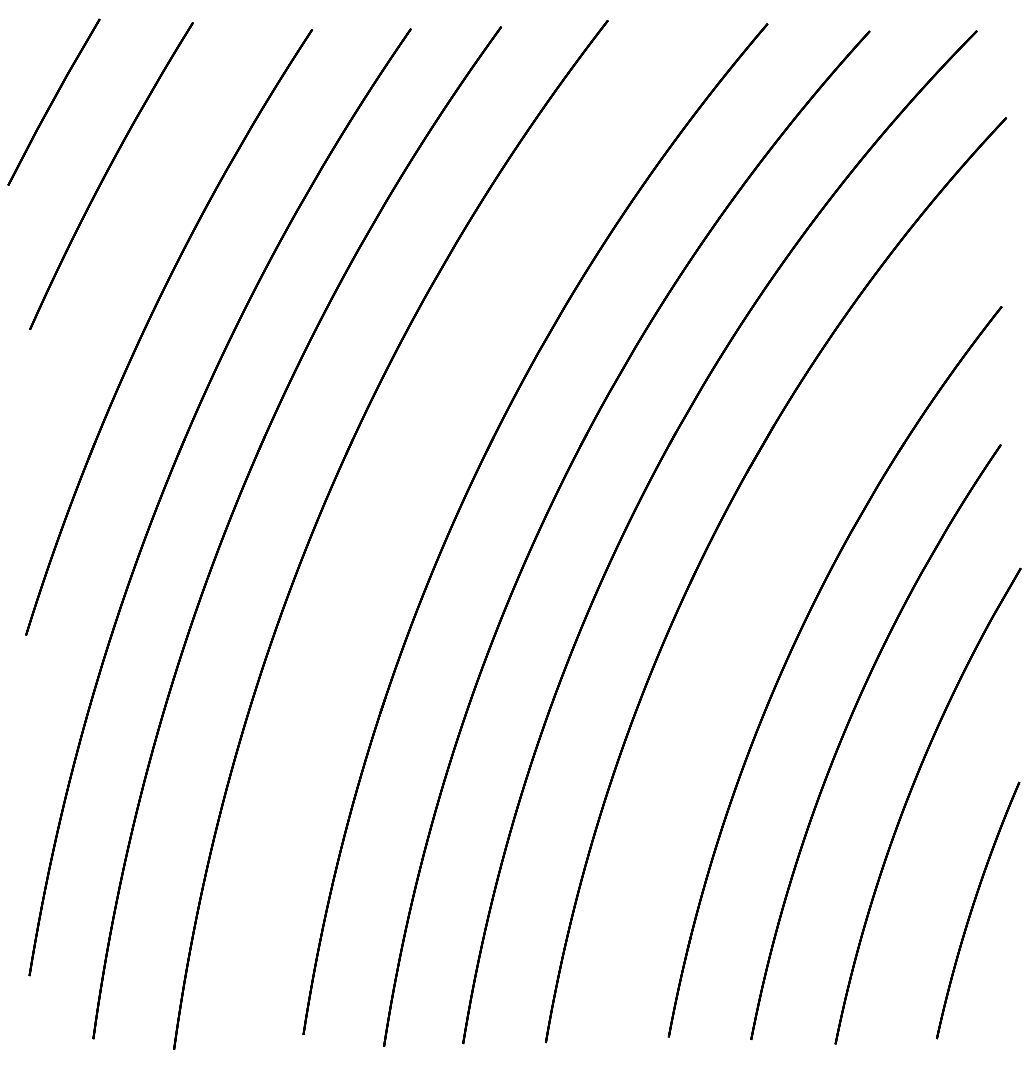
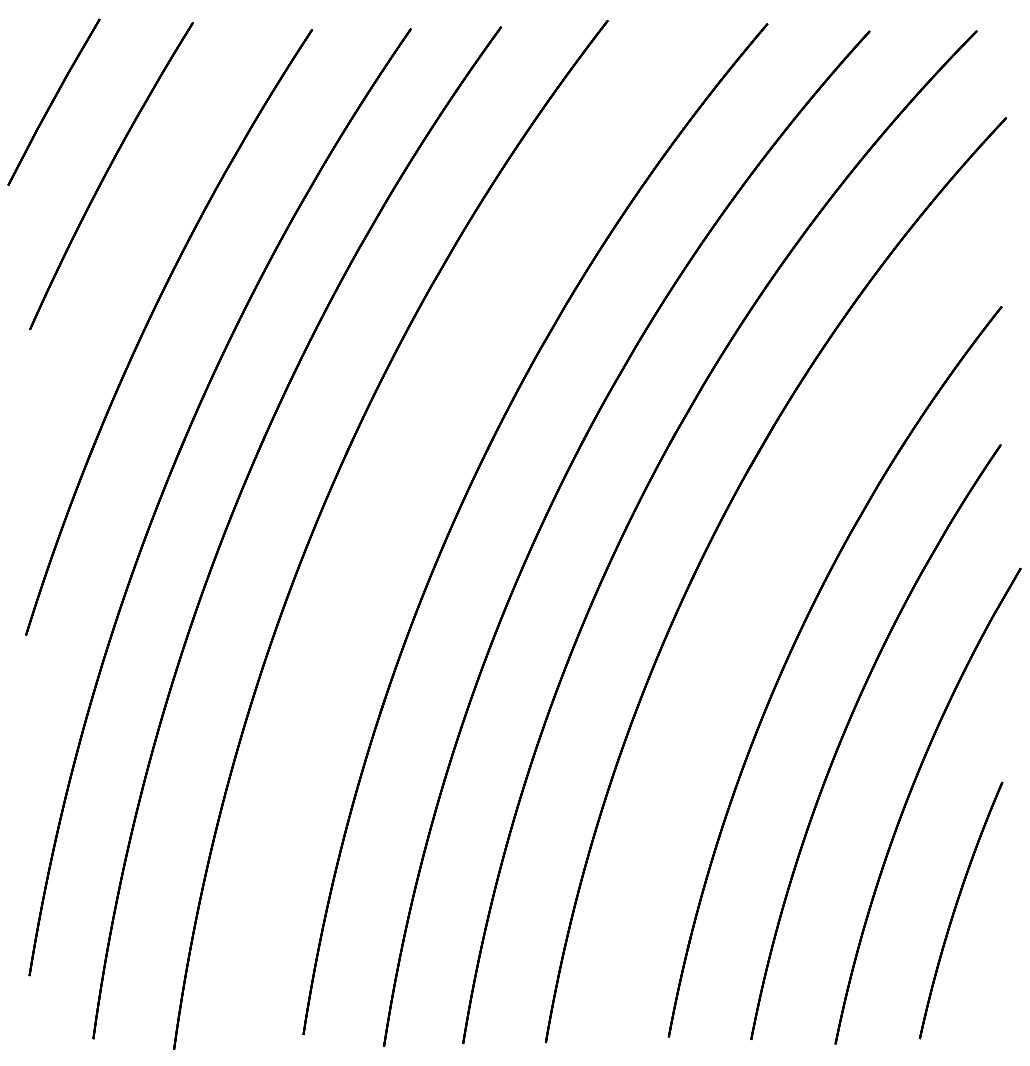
part position: (978, 910) -> (961, 910) (961, 910)
